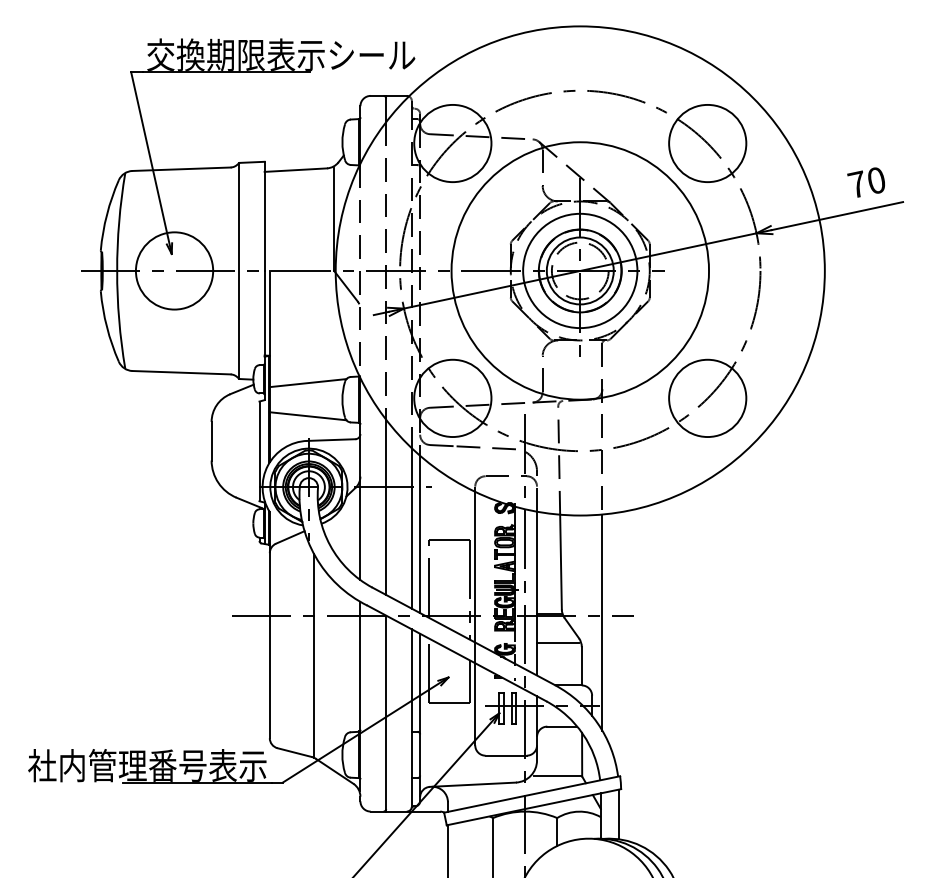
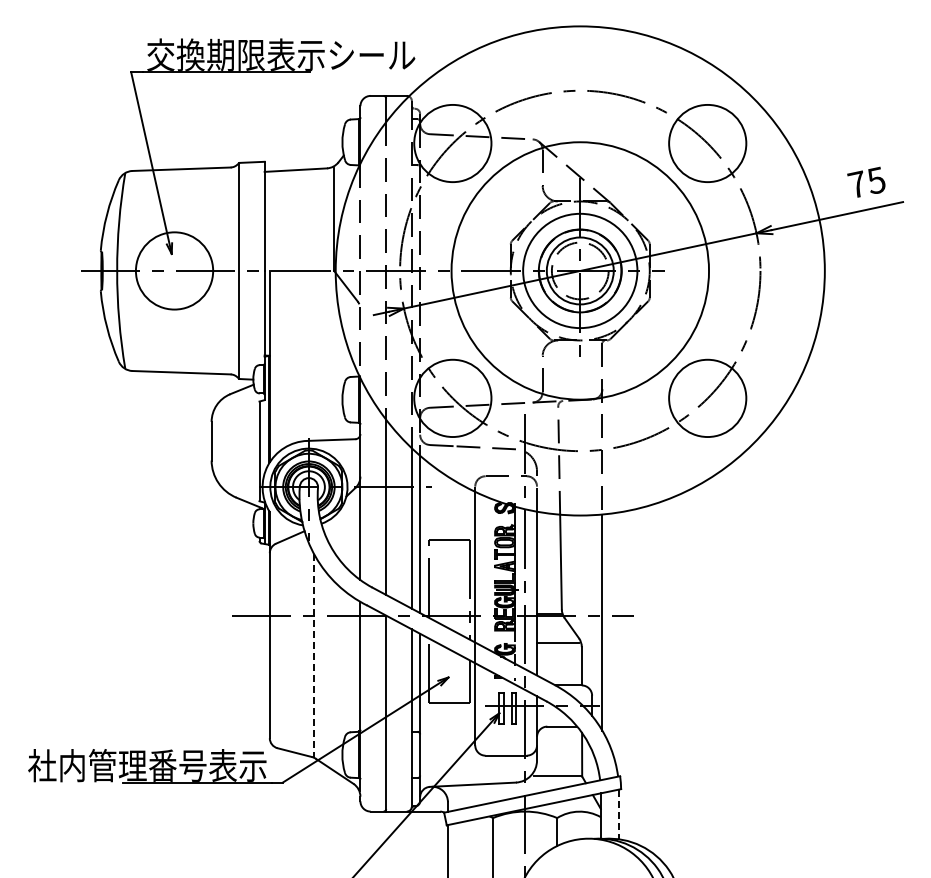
text: 70 -> 75 (876, 179)
line: present -> none (307, 383)
line: present -> none (307, 416)
line: solid -> dashed (314, 655)
line: solid -> dashed (619, 814)
